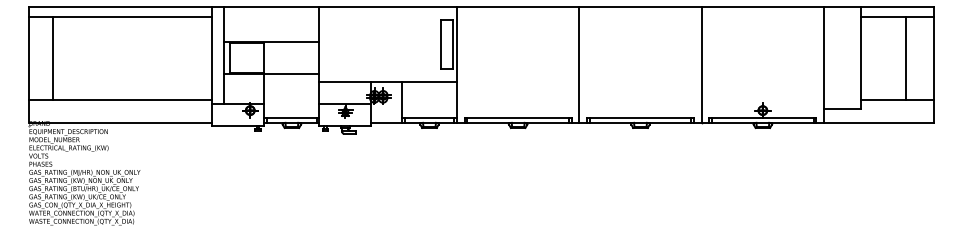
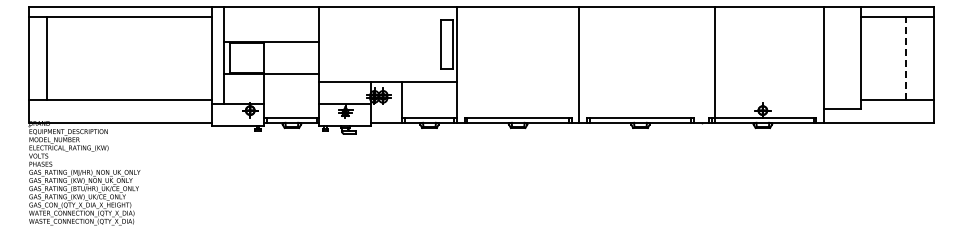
line position: (53, 58) -> (47, 58) (47, 58)
line: solid -> dashed (906, 58)
line position: (701, 64) -> (714, 64) (714, 64)
